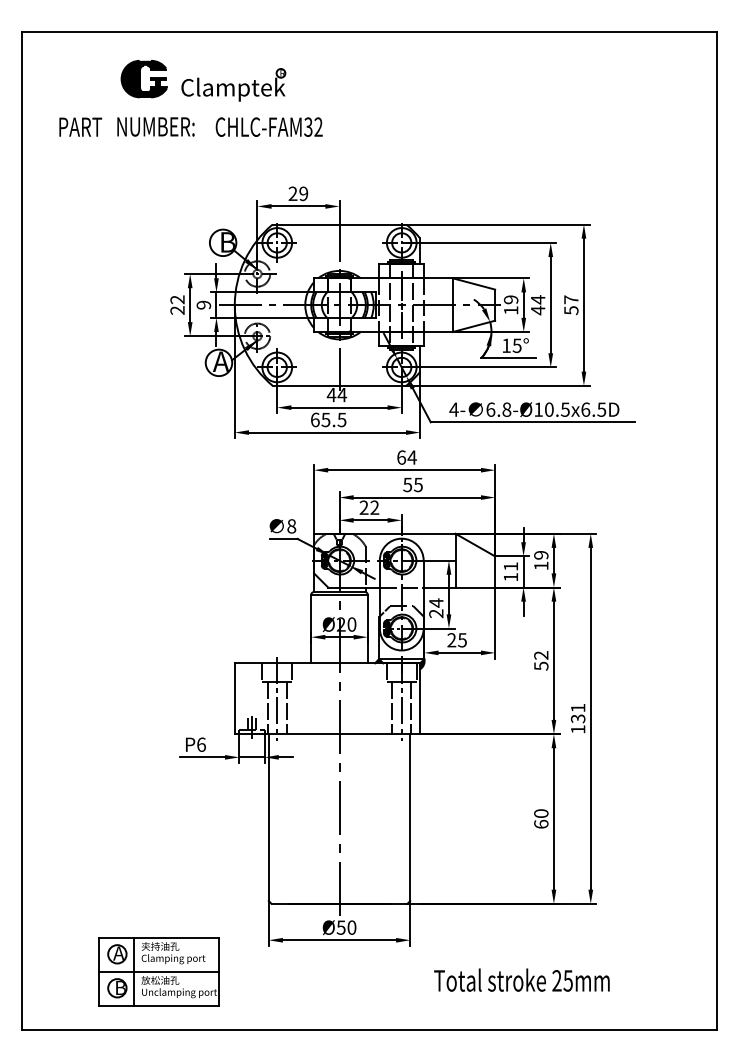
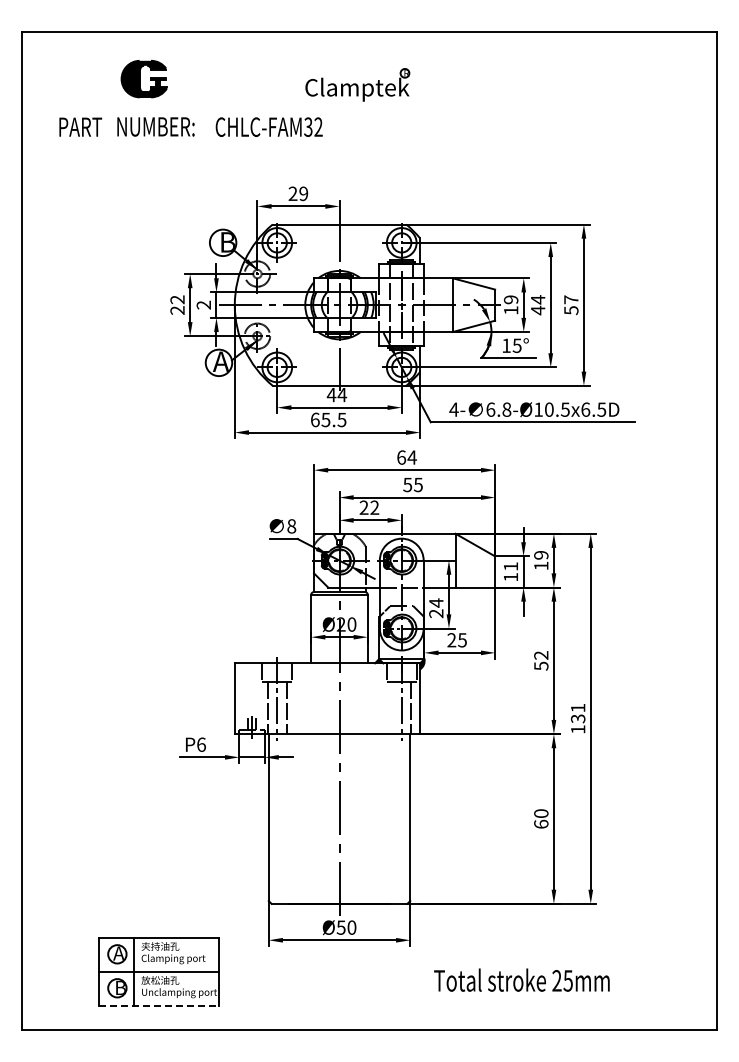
part position: (233, 84) -> (357, 84) (357, 84)
text: 9 -> 2 (204, 304)
line: present -> none (392, 707)
line: solid -> dashed (159, 1005)
